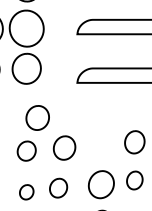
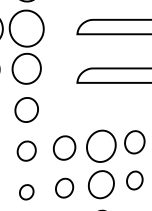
part position: (37, 117) -> (26, 109) (26, 109)
part: none -> present (101, 145)
part position: (58, 187) -> (64, 187) (64, 187)
